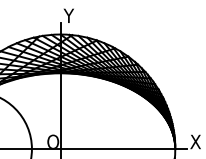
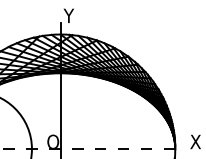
line: solid -> dashed (94, 149)
